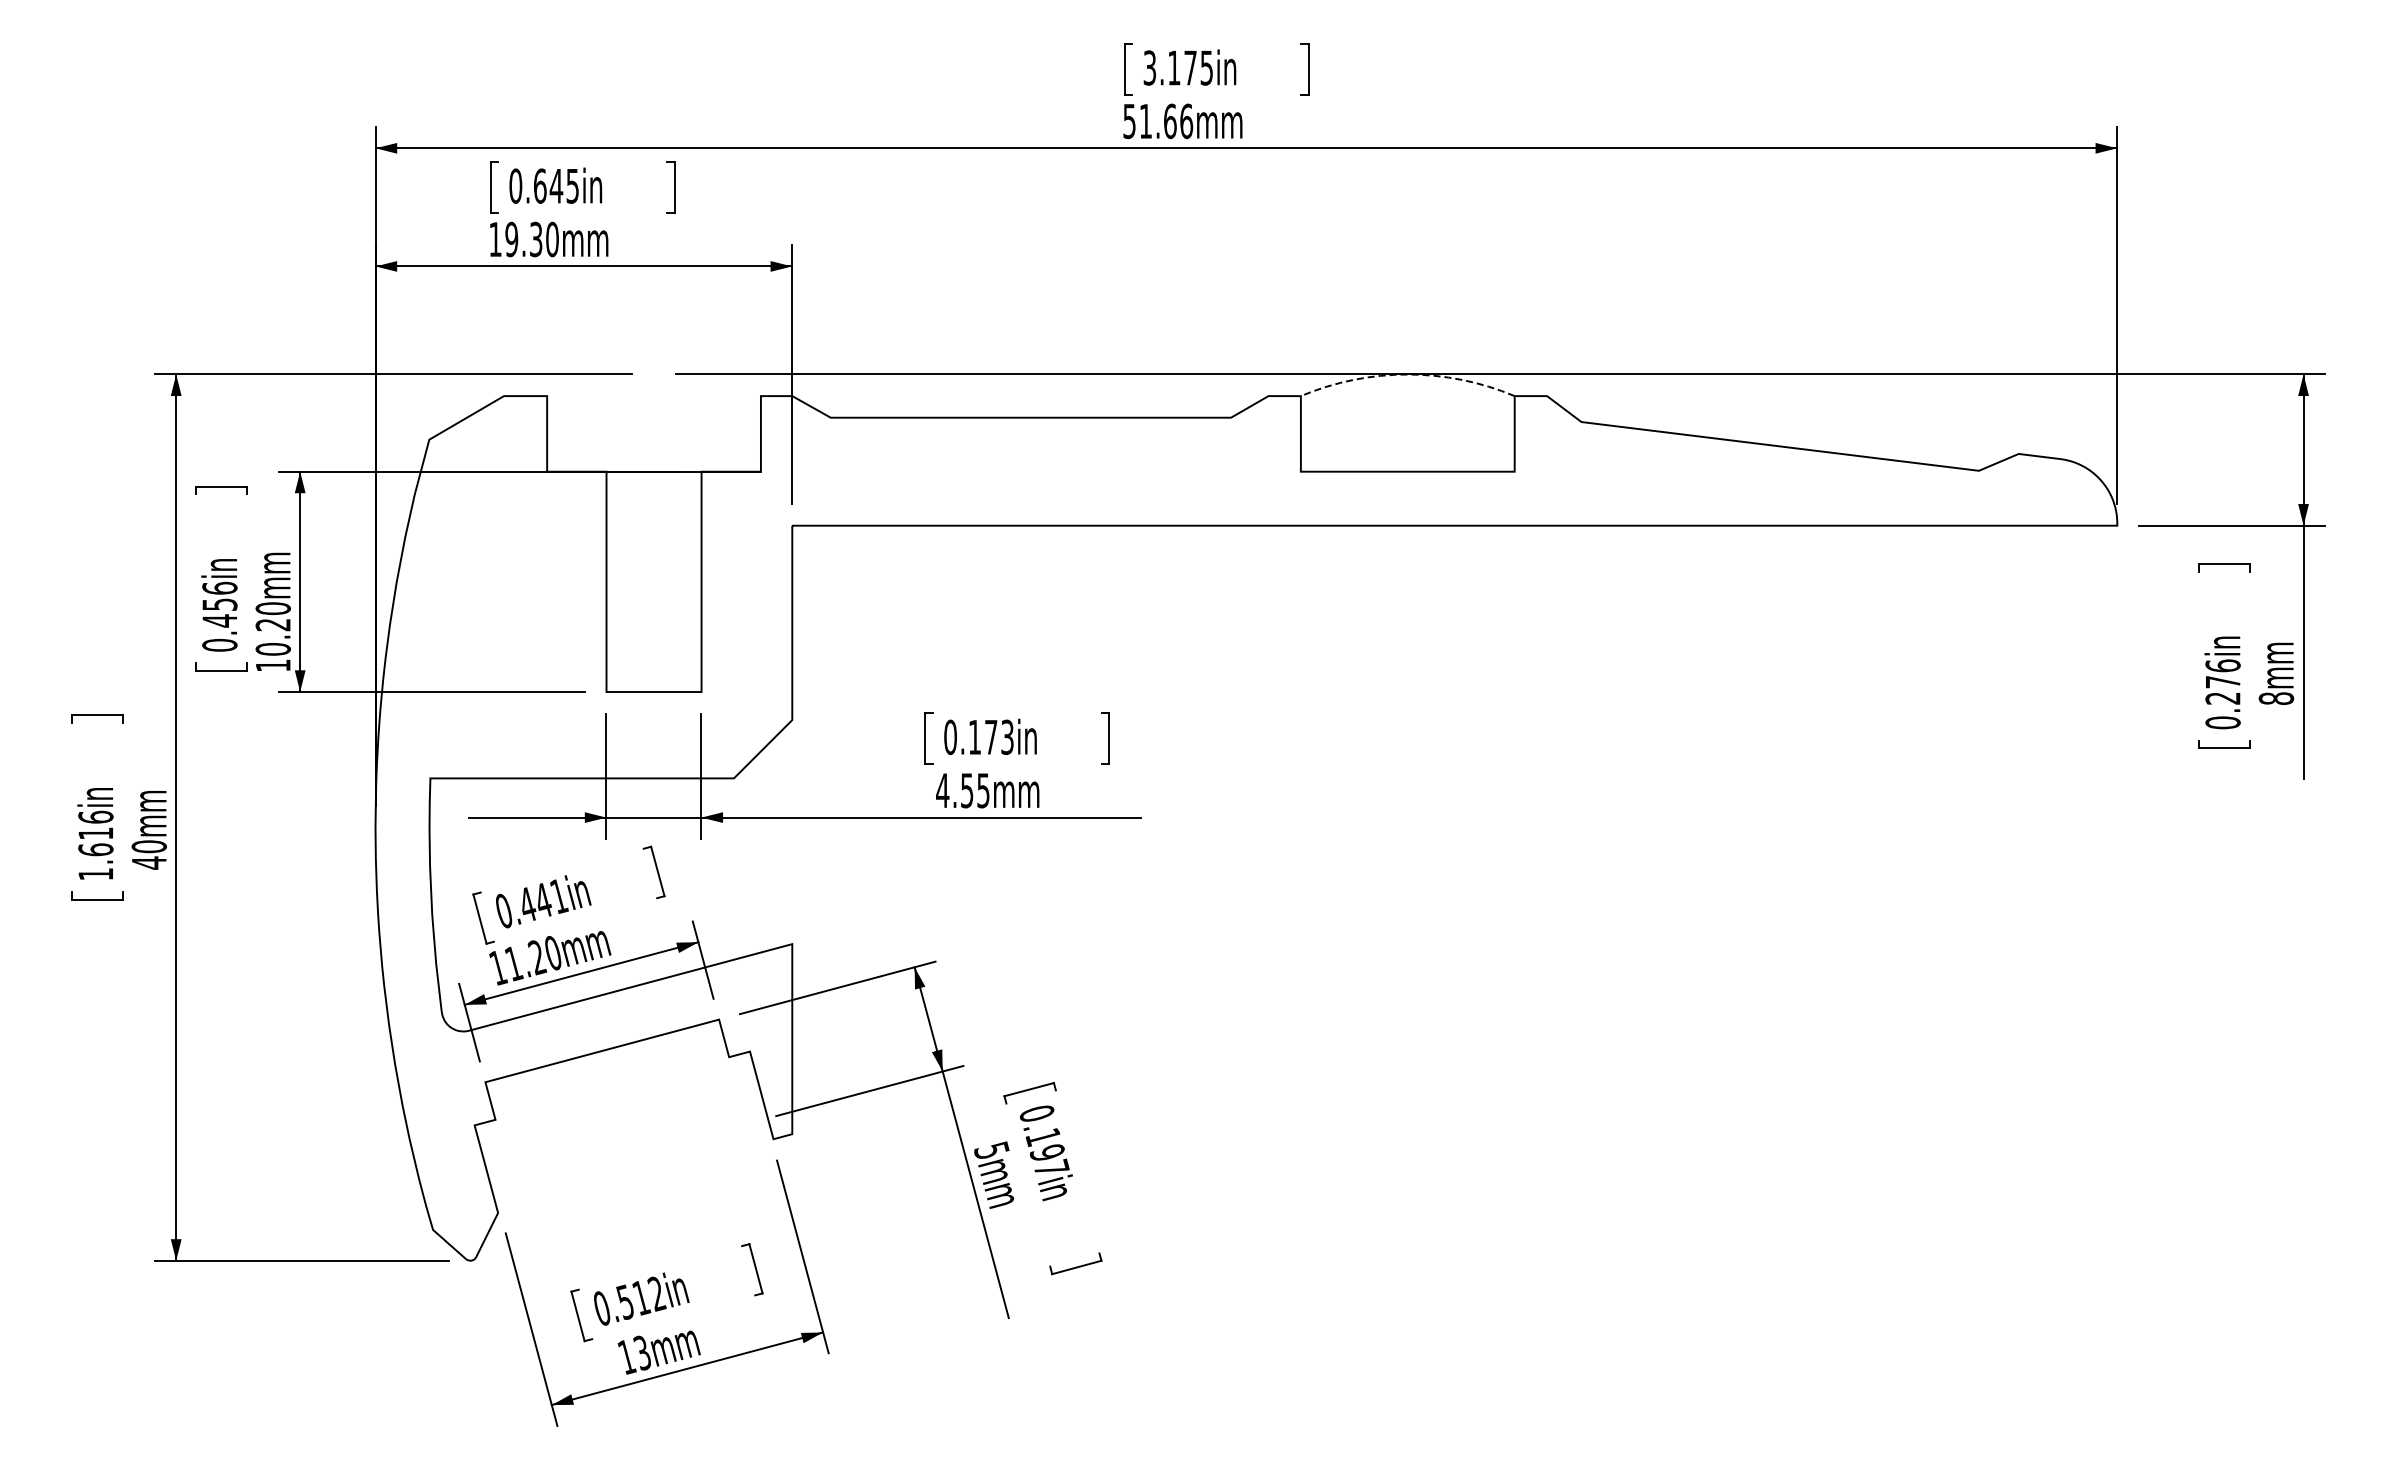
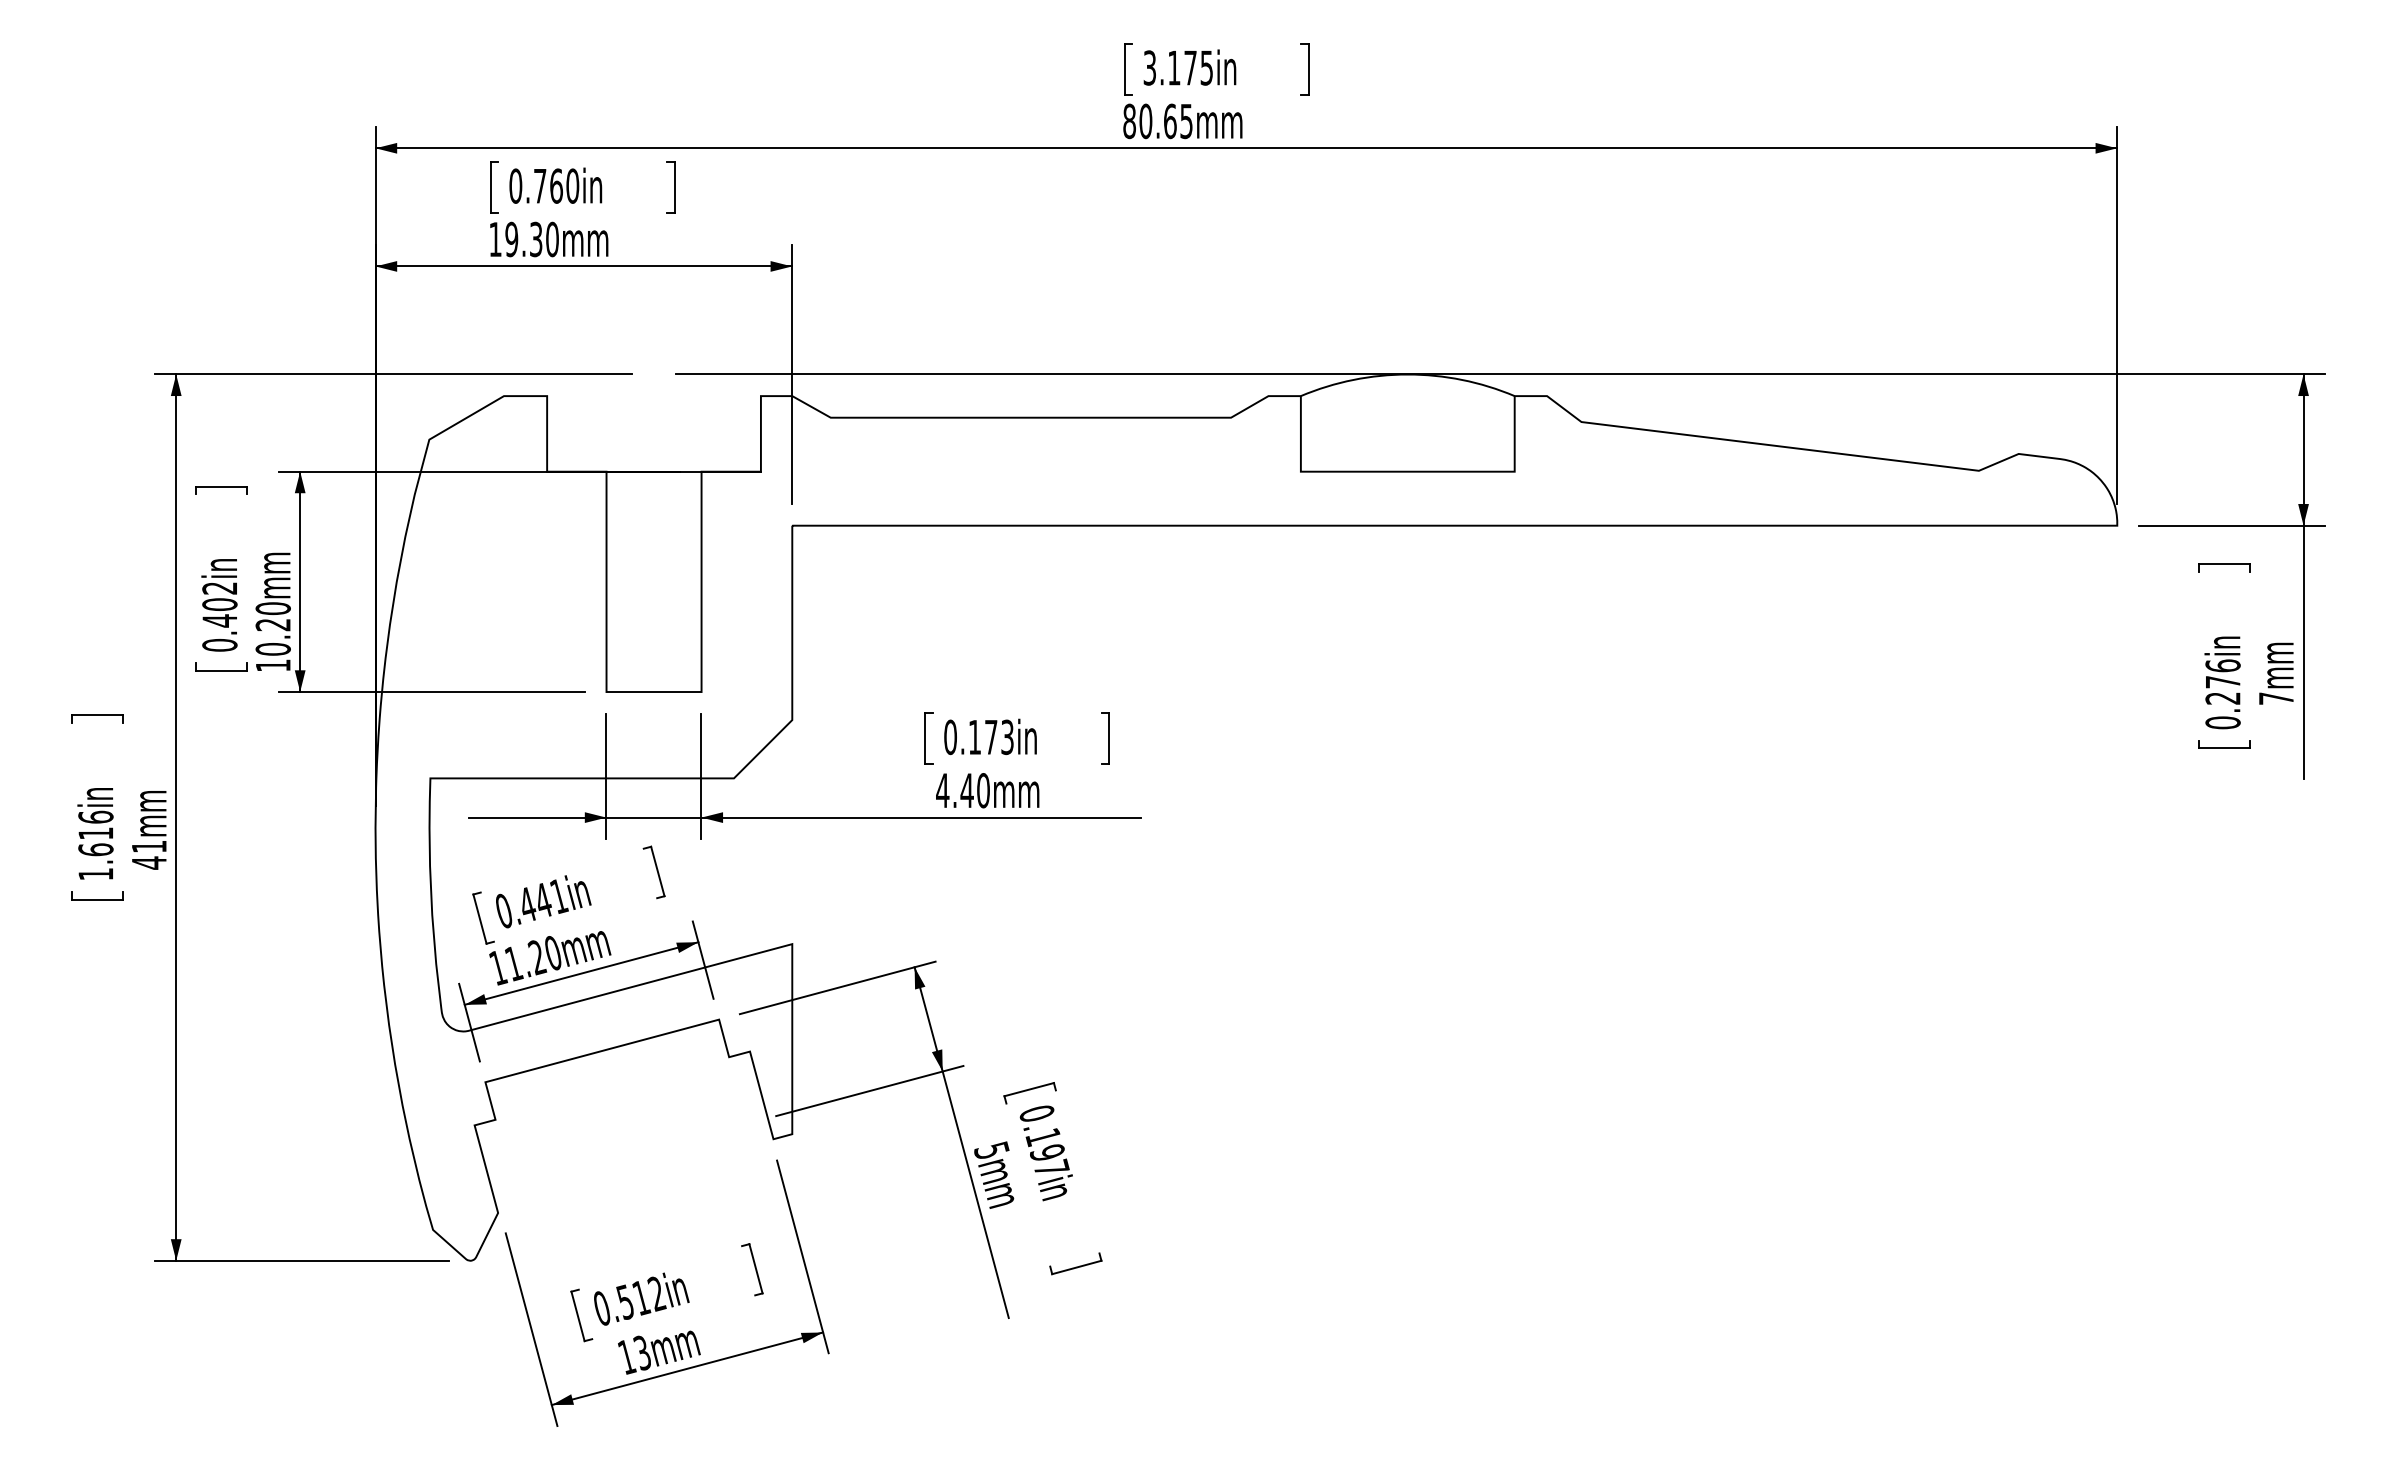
text: 51.66mm -> 80.65mm (1158, 121)
text: 0.645in -> 0.760in (556, 185)
arc: dashed -> solid (1407, 374)
text: 0.456in -> 0.402in (219, 595)
text: 8mm -> 7mm (2276, 698)
text: 4.55mm -> 4.40mm (974, 790)
text: 40mm -> 41mm (148, 846)
